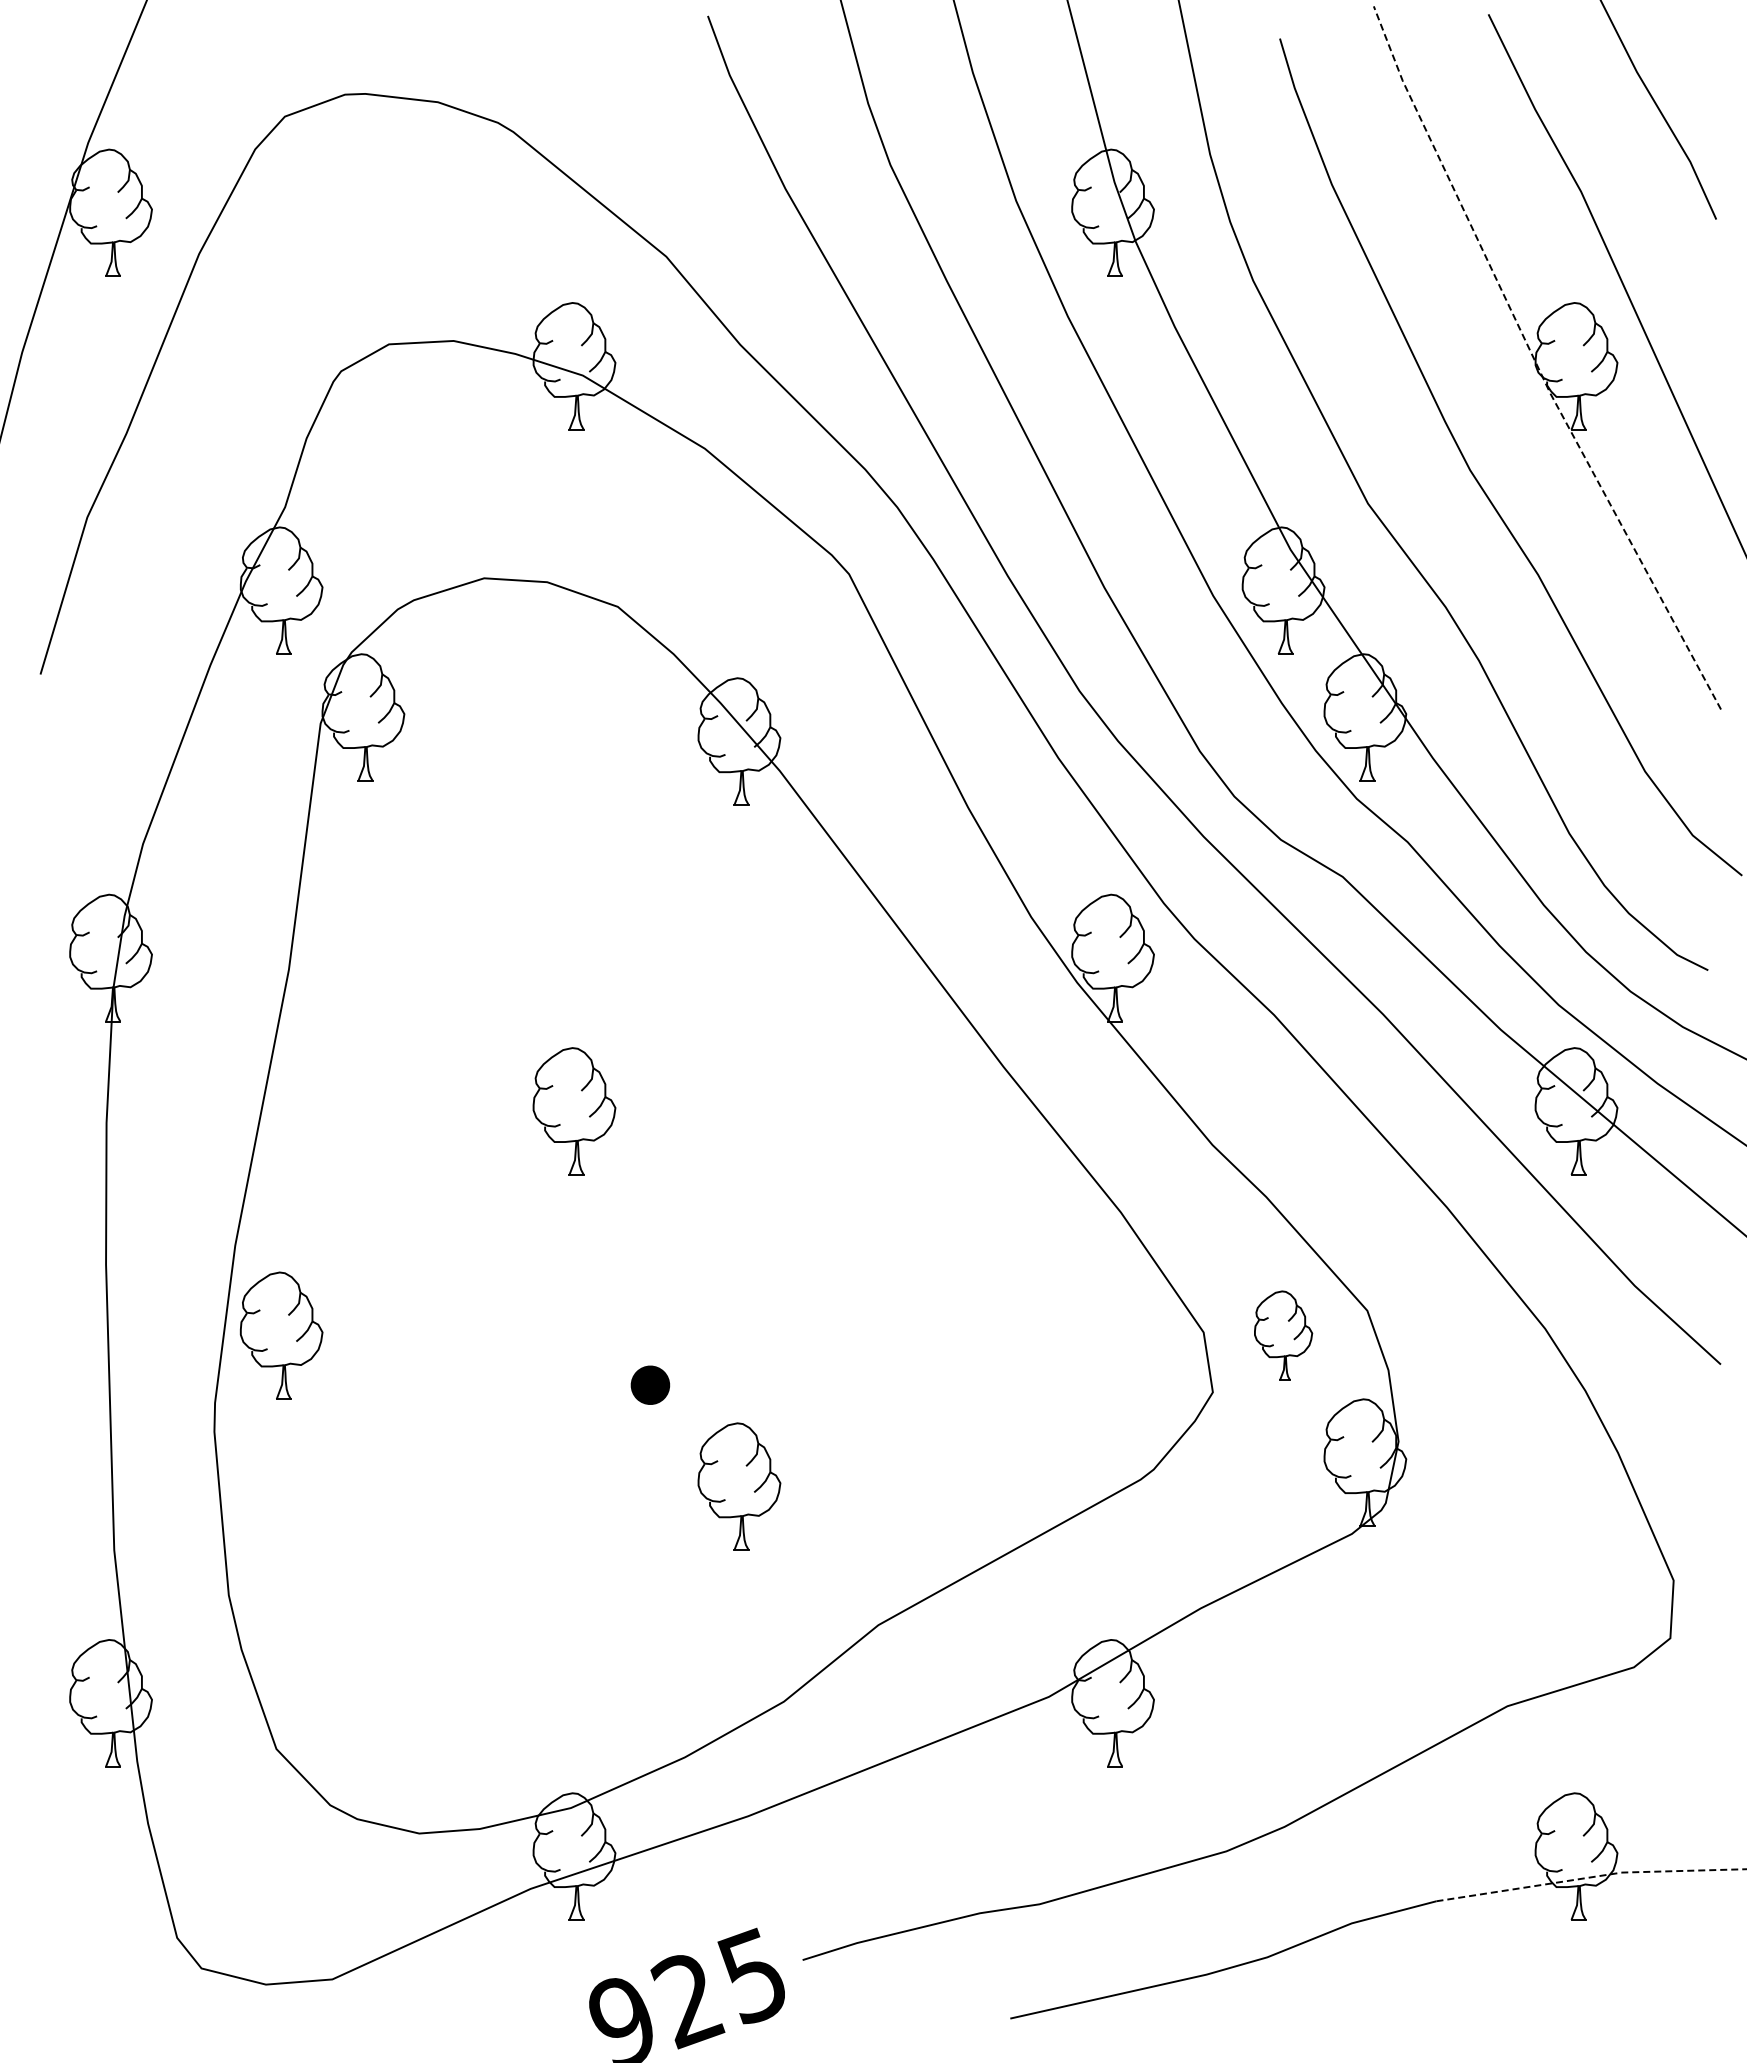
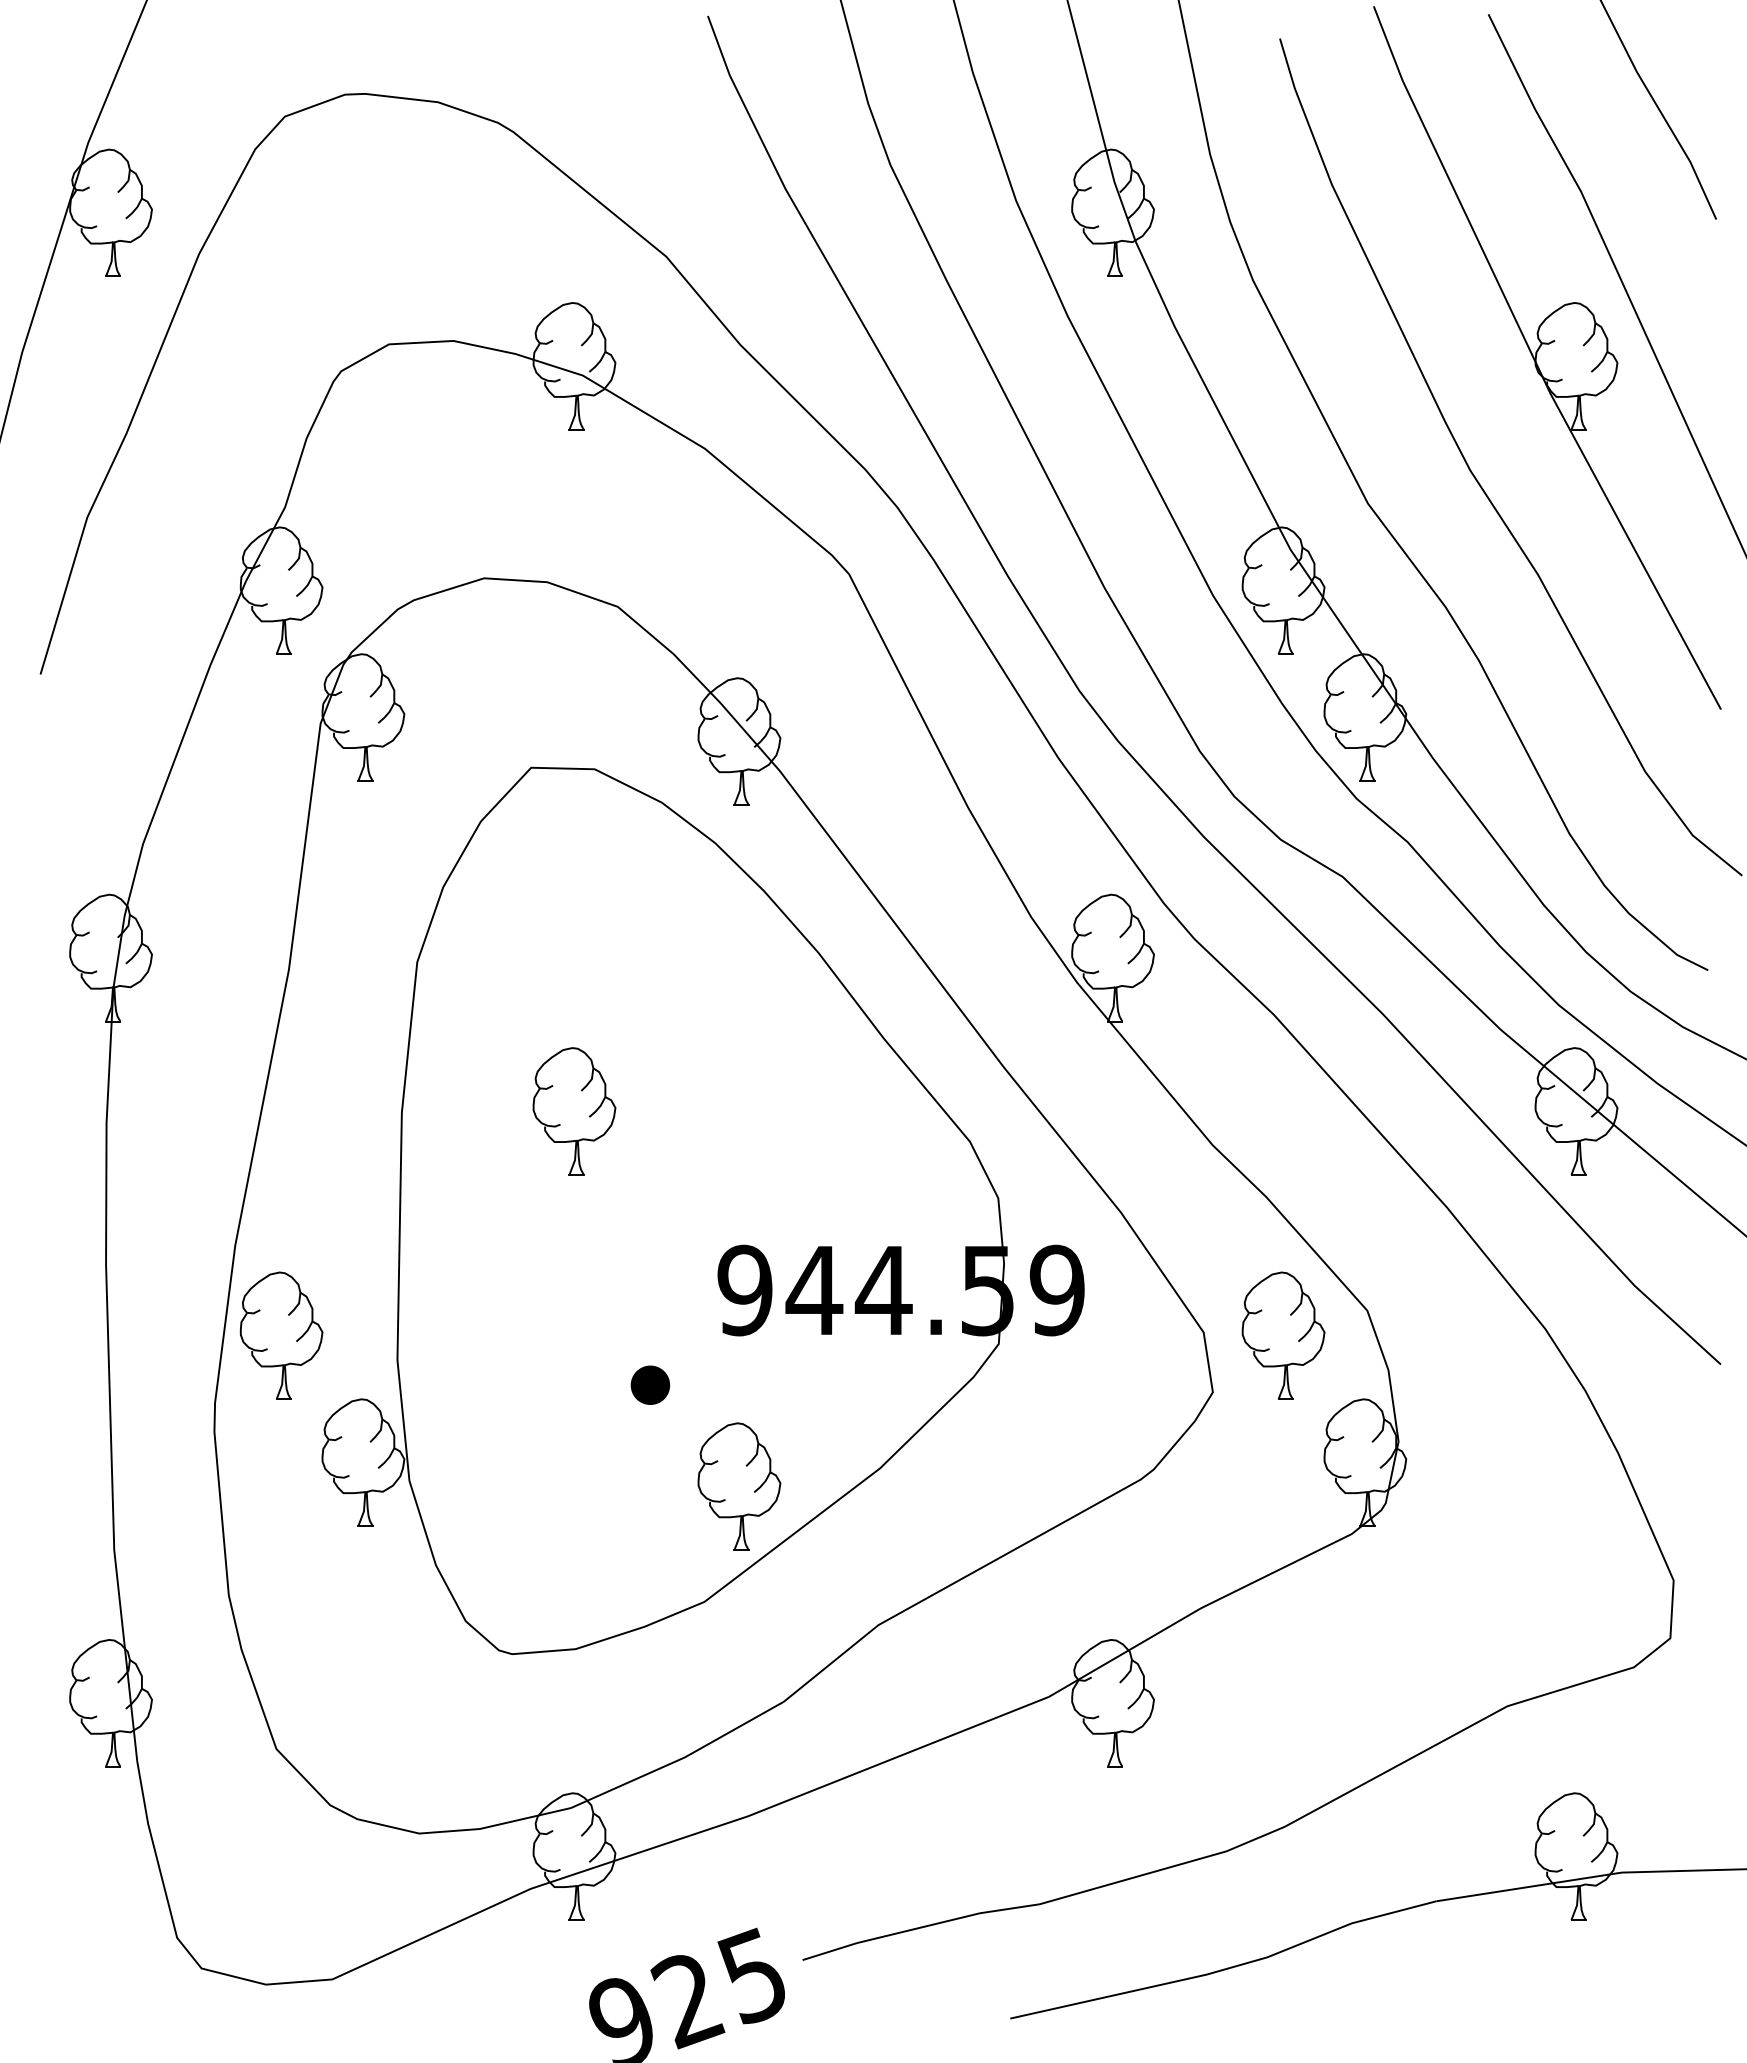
line: dashed -> solid (1536, 363)
part: none -> present (702, 1210)
part size: 60x91 px -> 85x129 px (1283, 1335)
line: dashed -> solid (1591, 1877)
